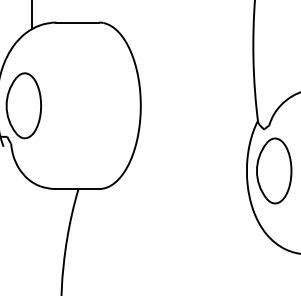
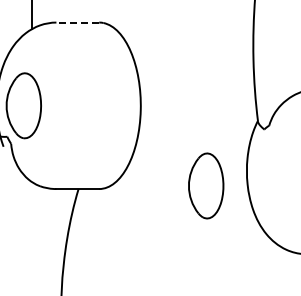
line: solid -> dashed (77, 22)
part position: (274, 170) -> (206, 185) (206, 185)
